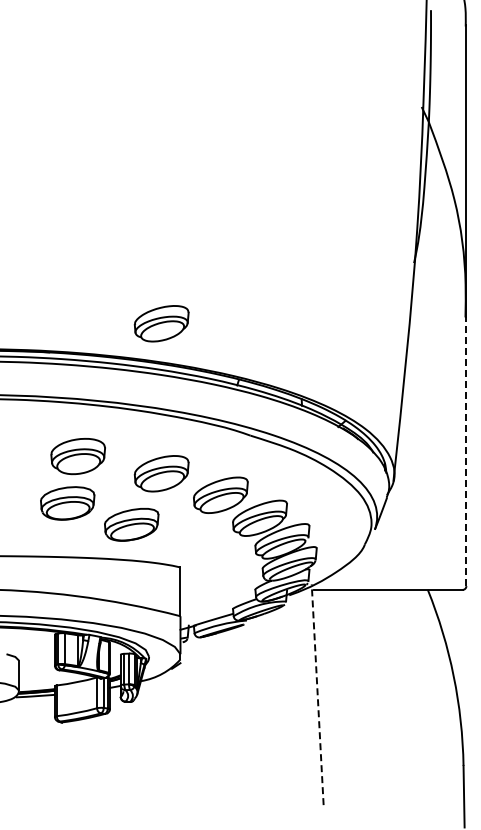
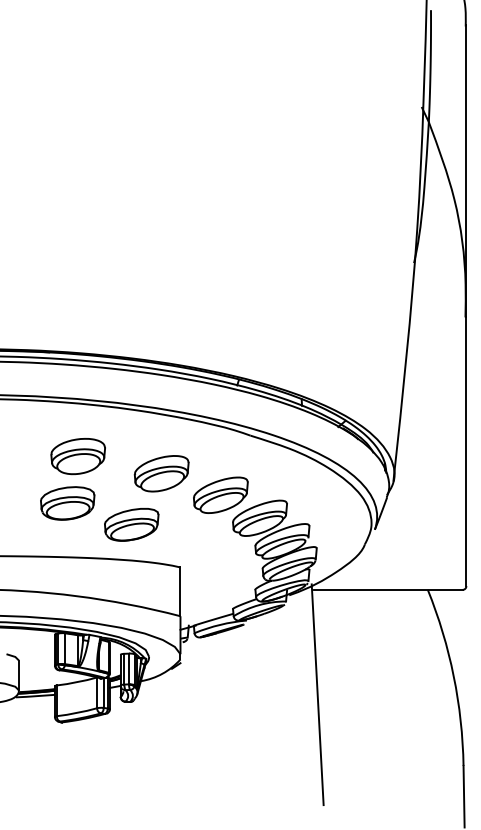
part: present -> none (161, 323)
line: dashed -> solid (466, 451)
line: dashed -> solid (317, 694)
